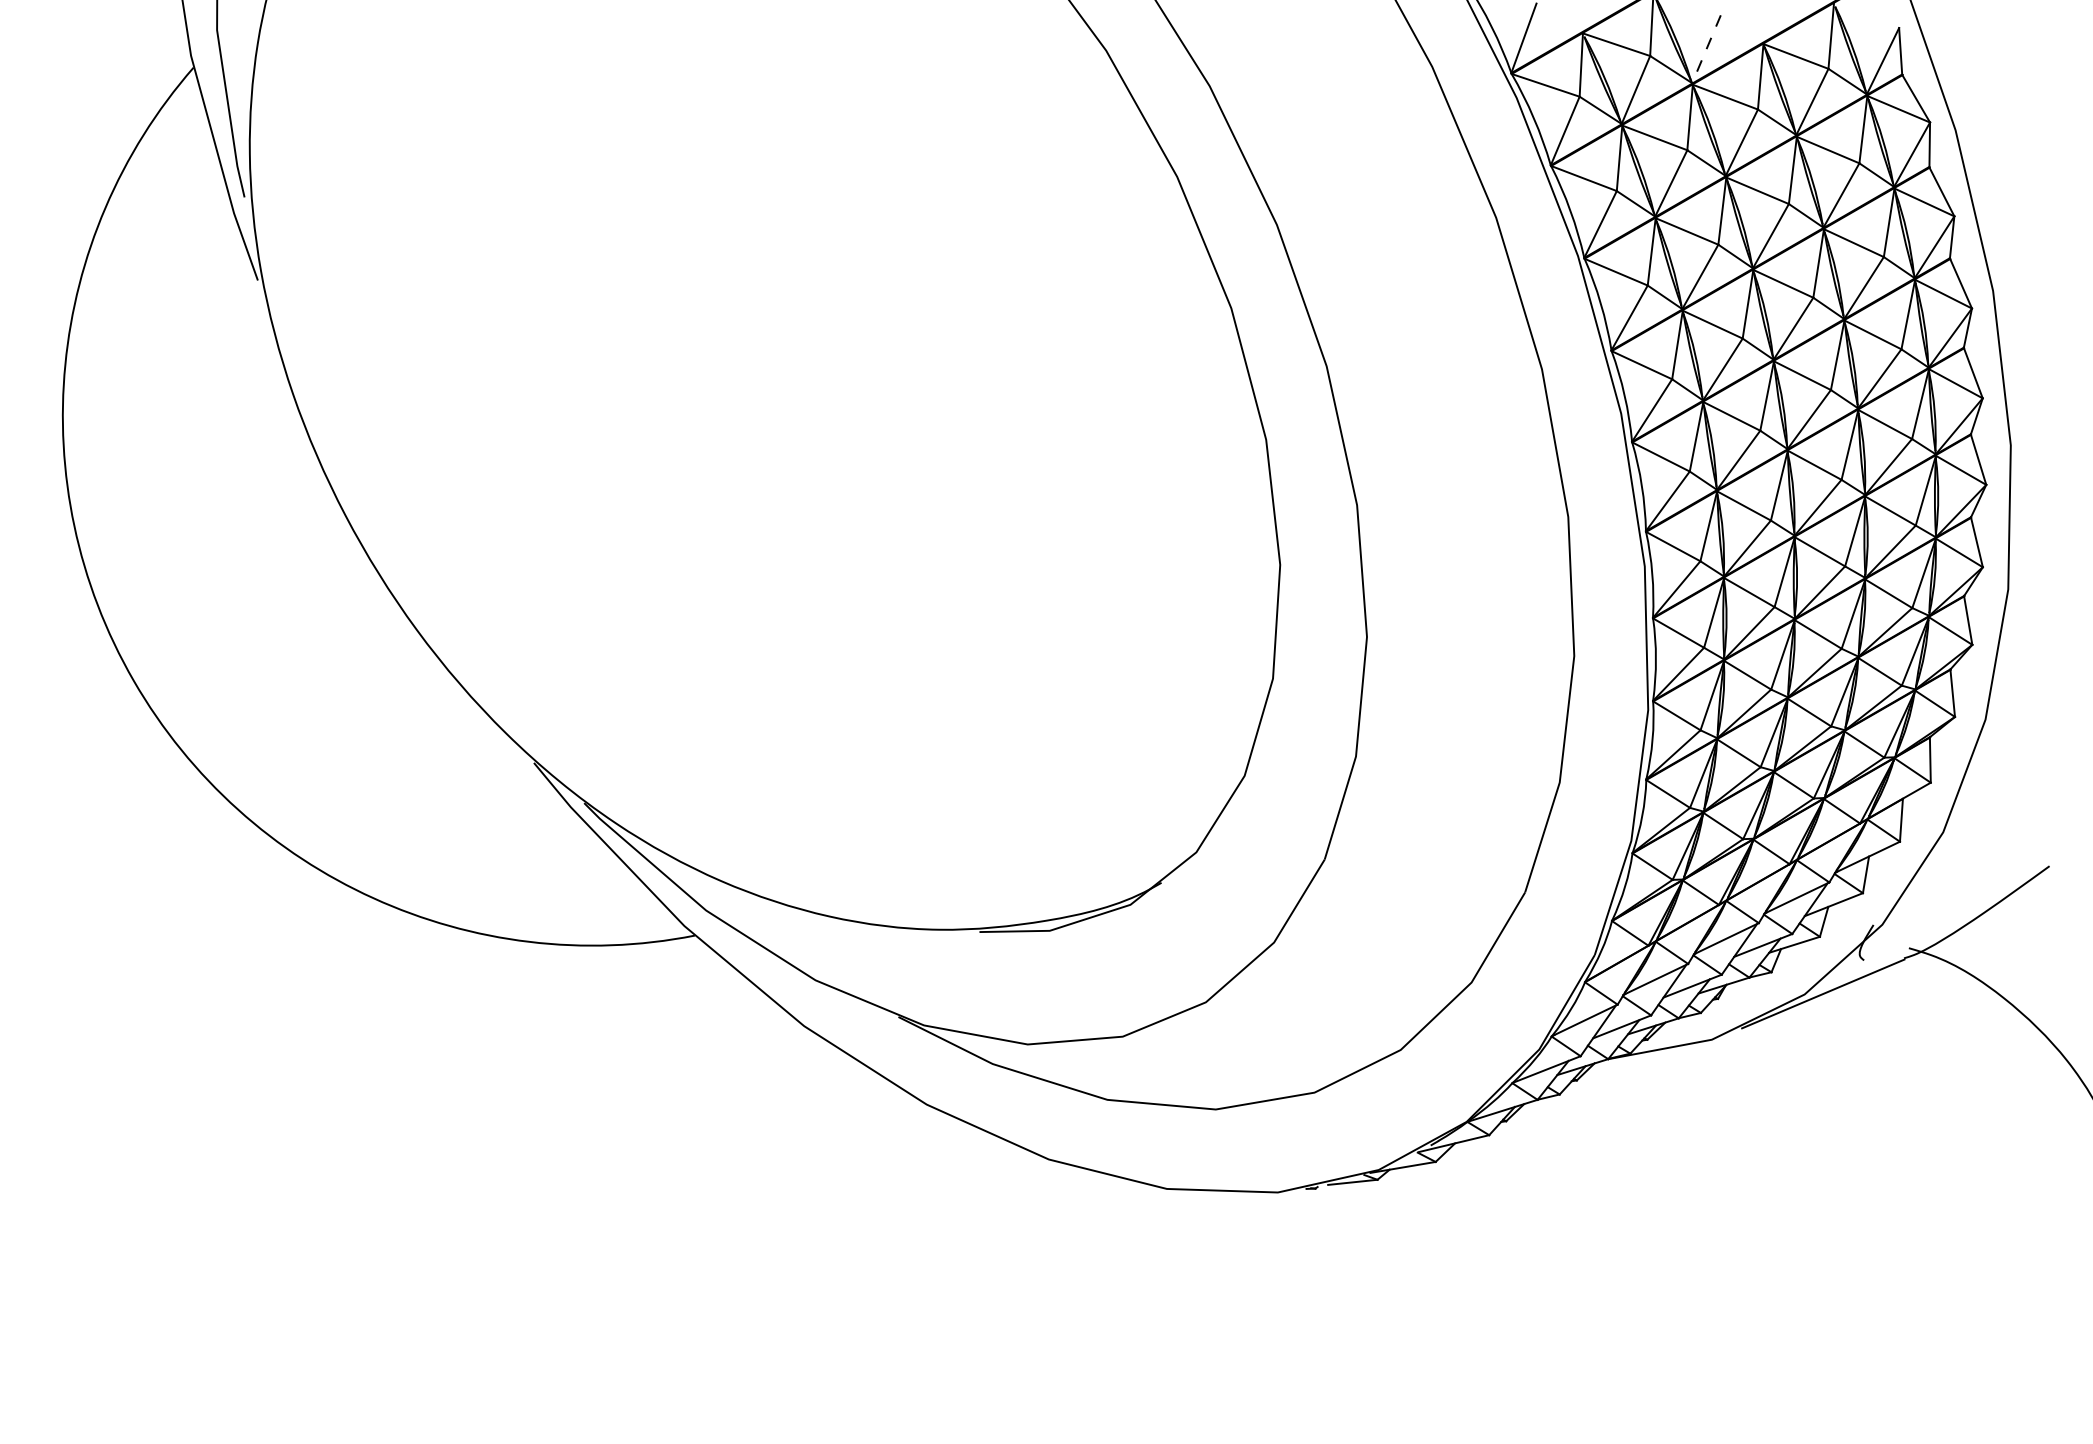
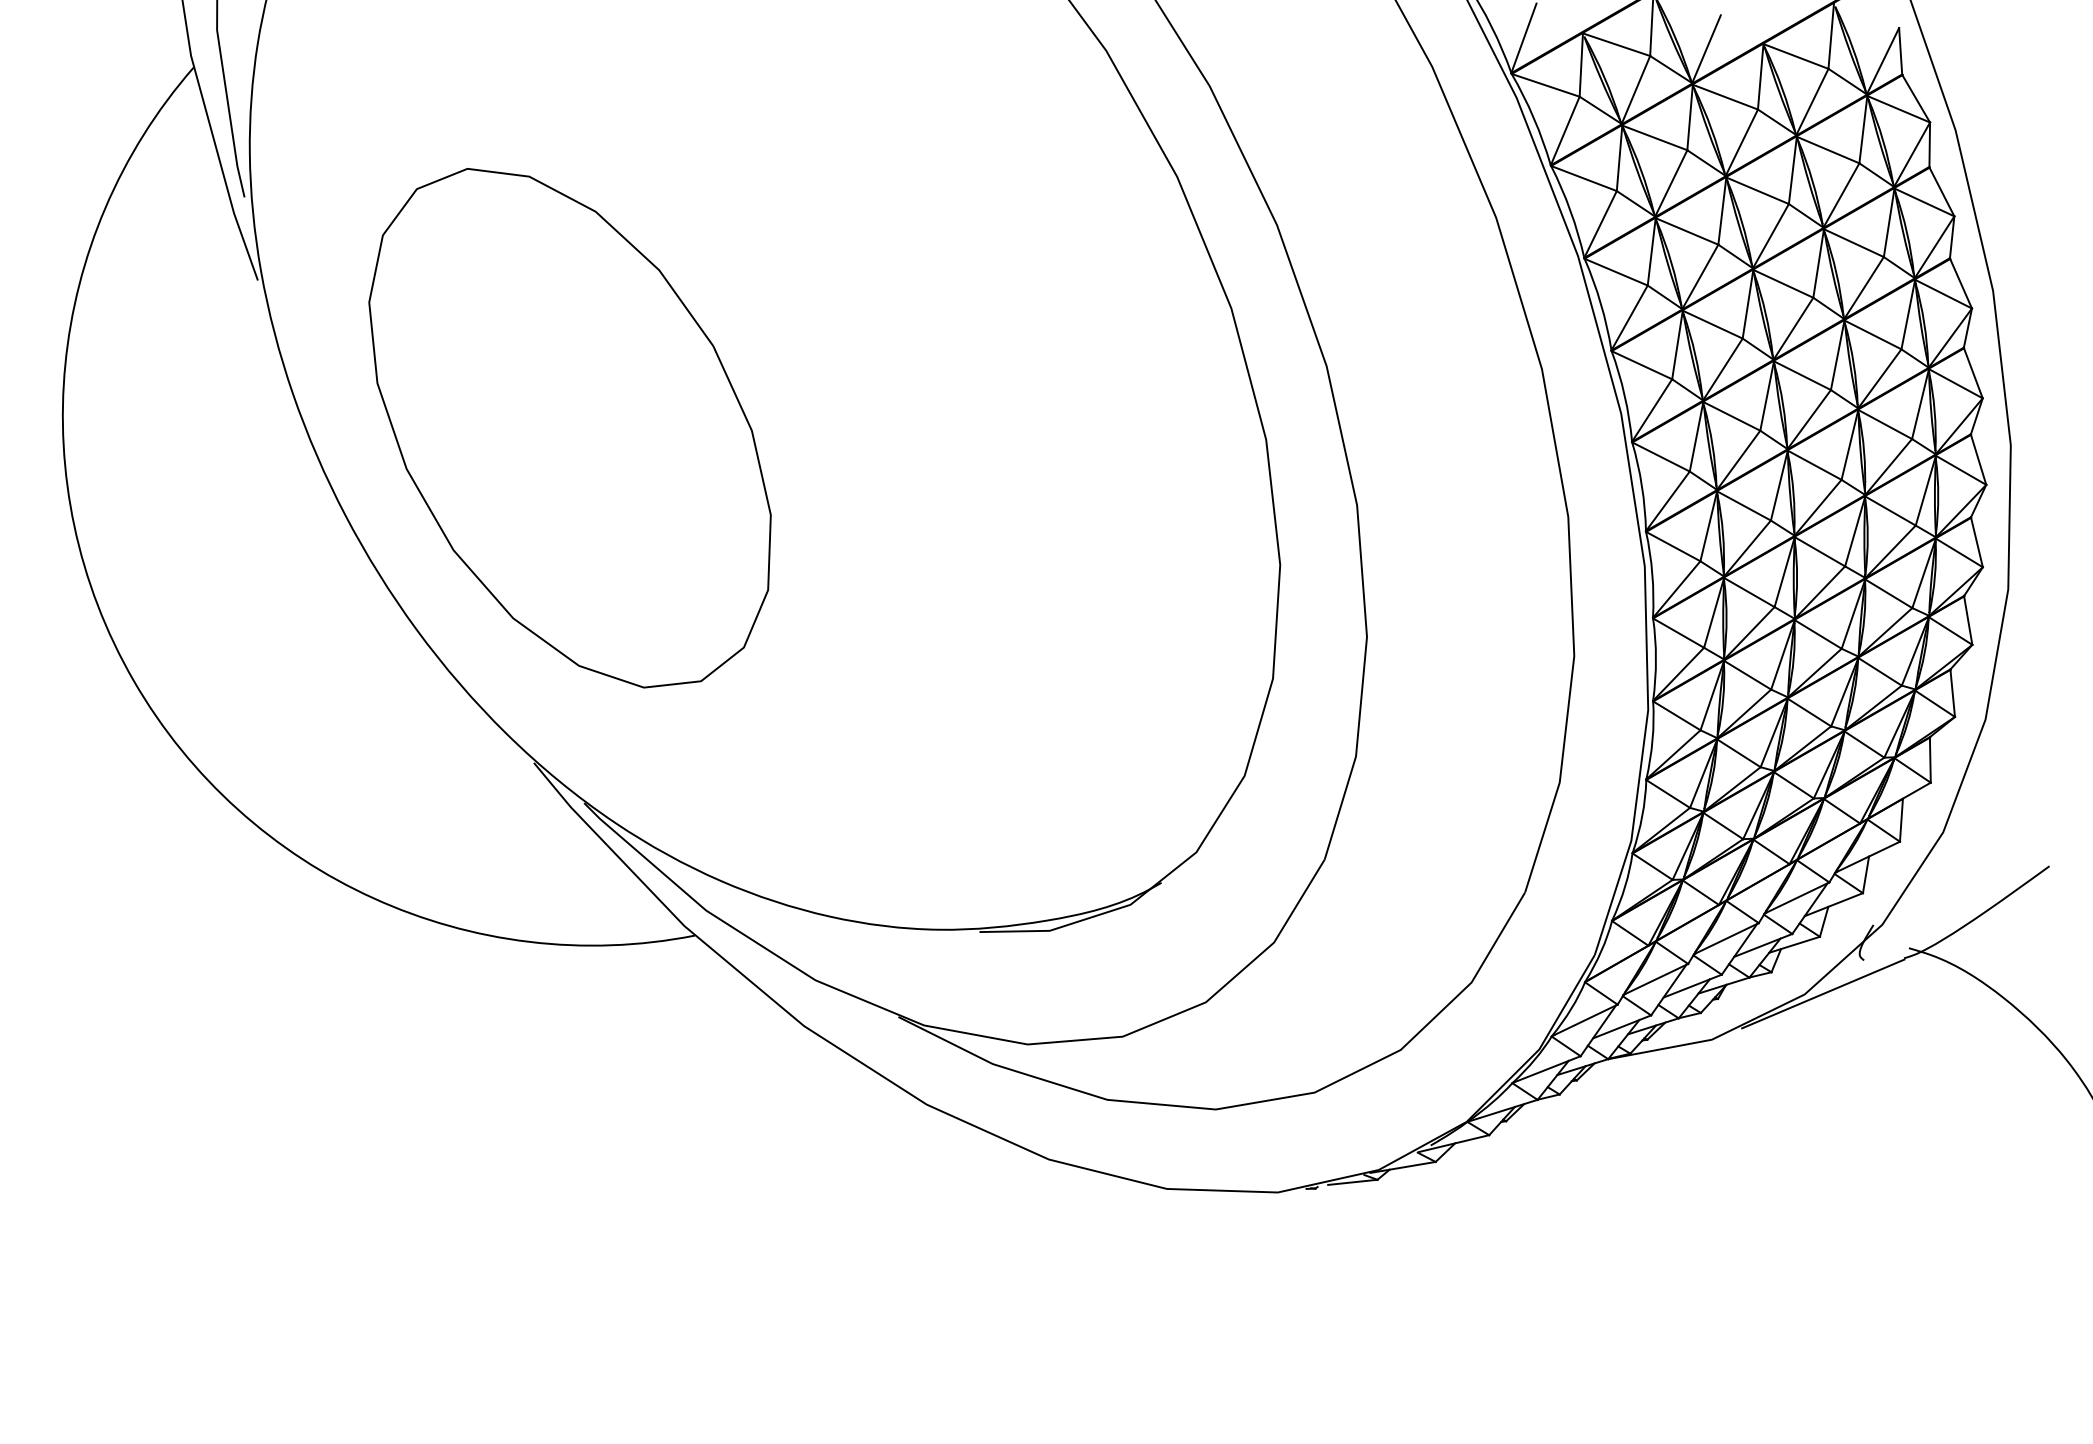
line: dashed -> solid (1706, 49)
part: none -> present (569, 428)
